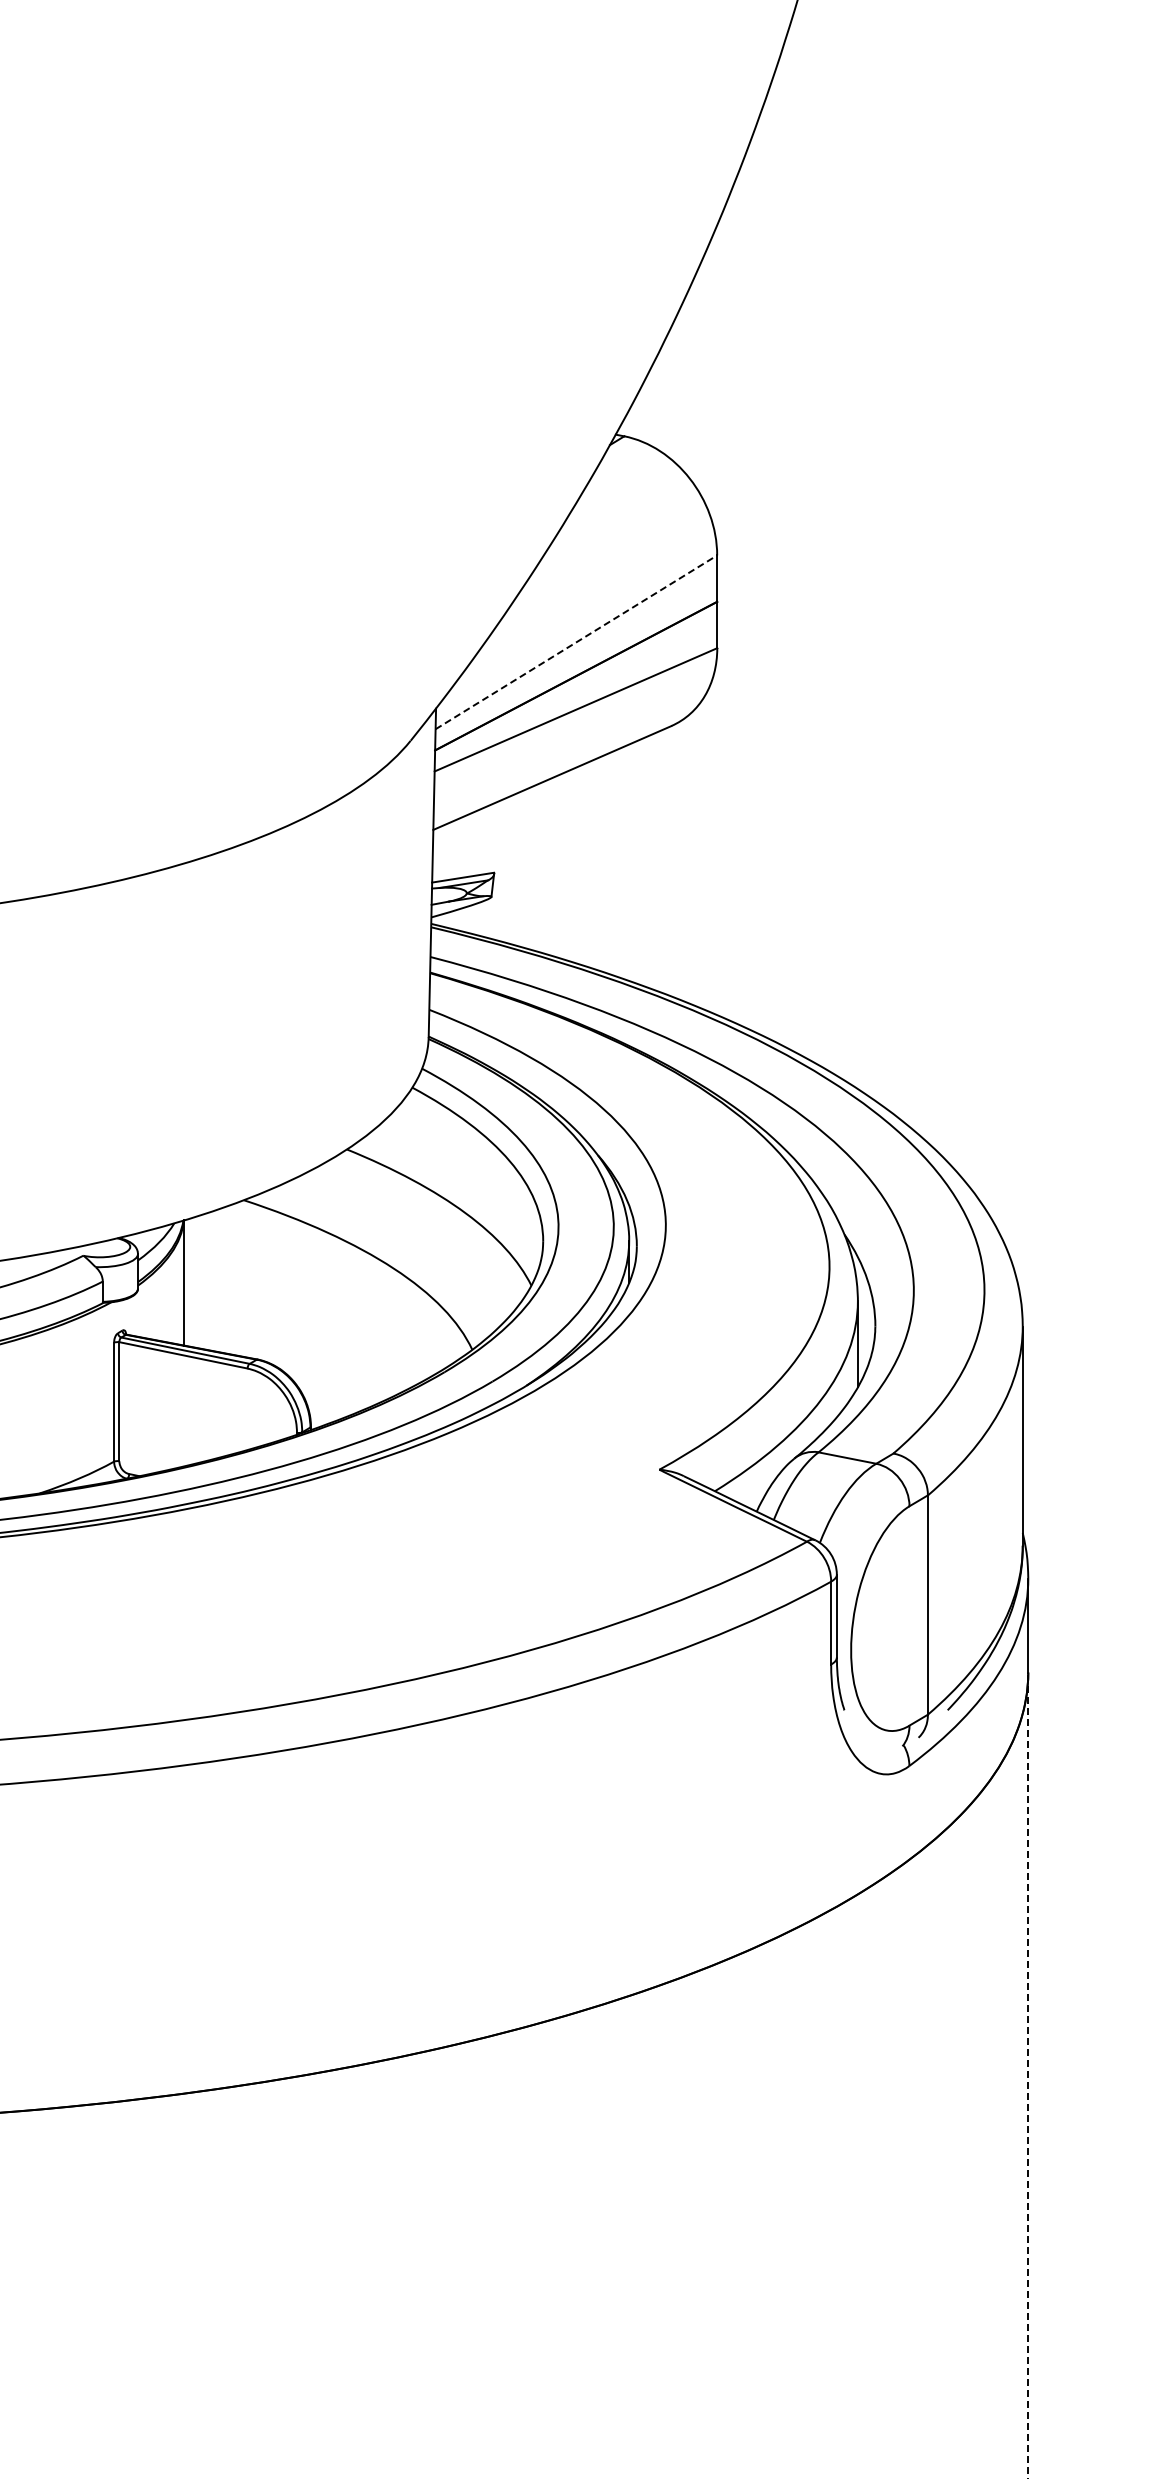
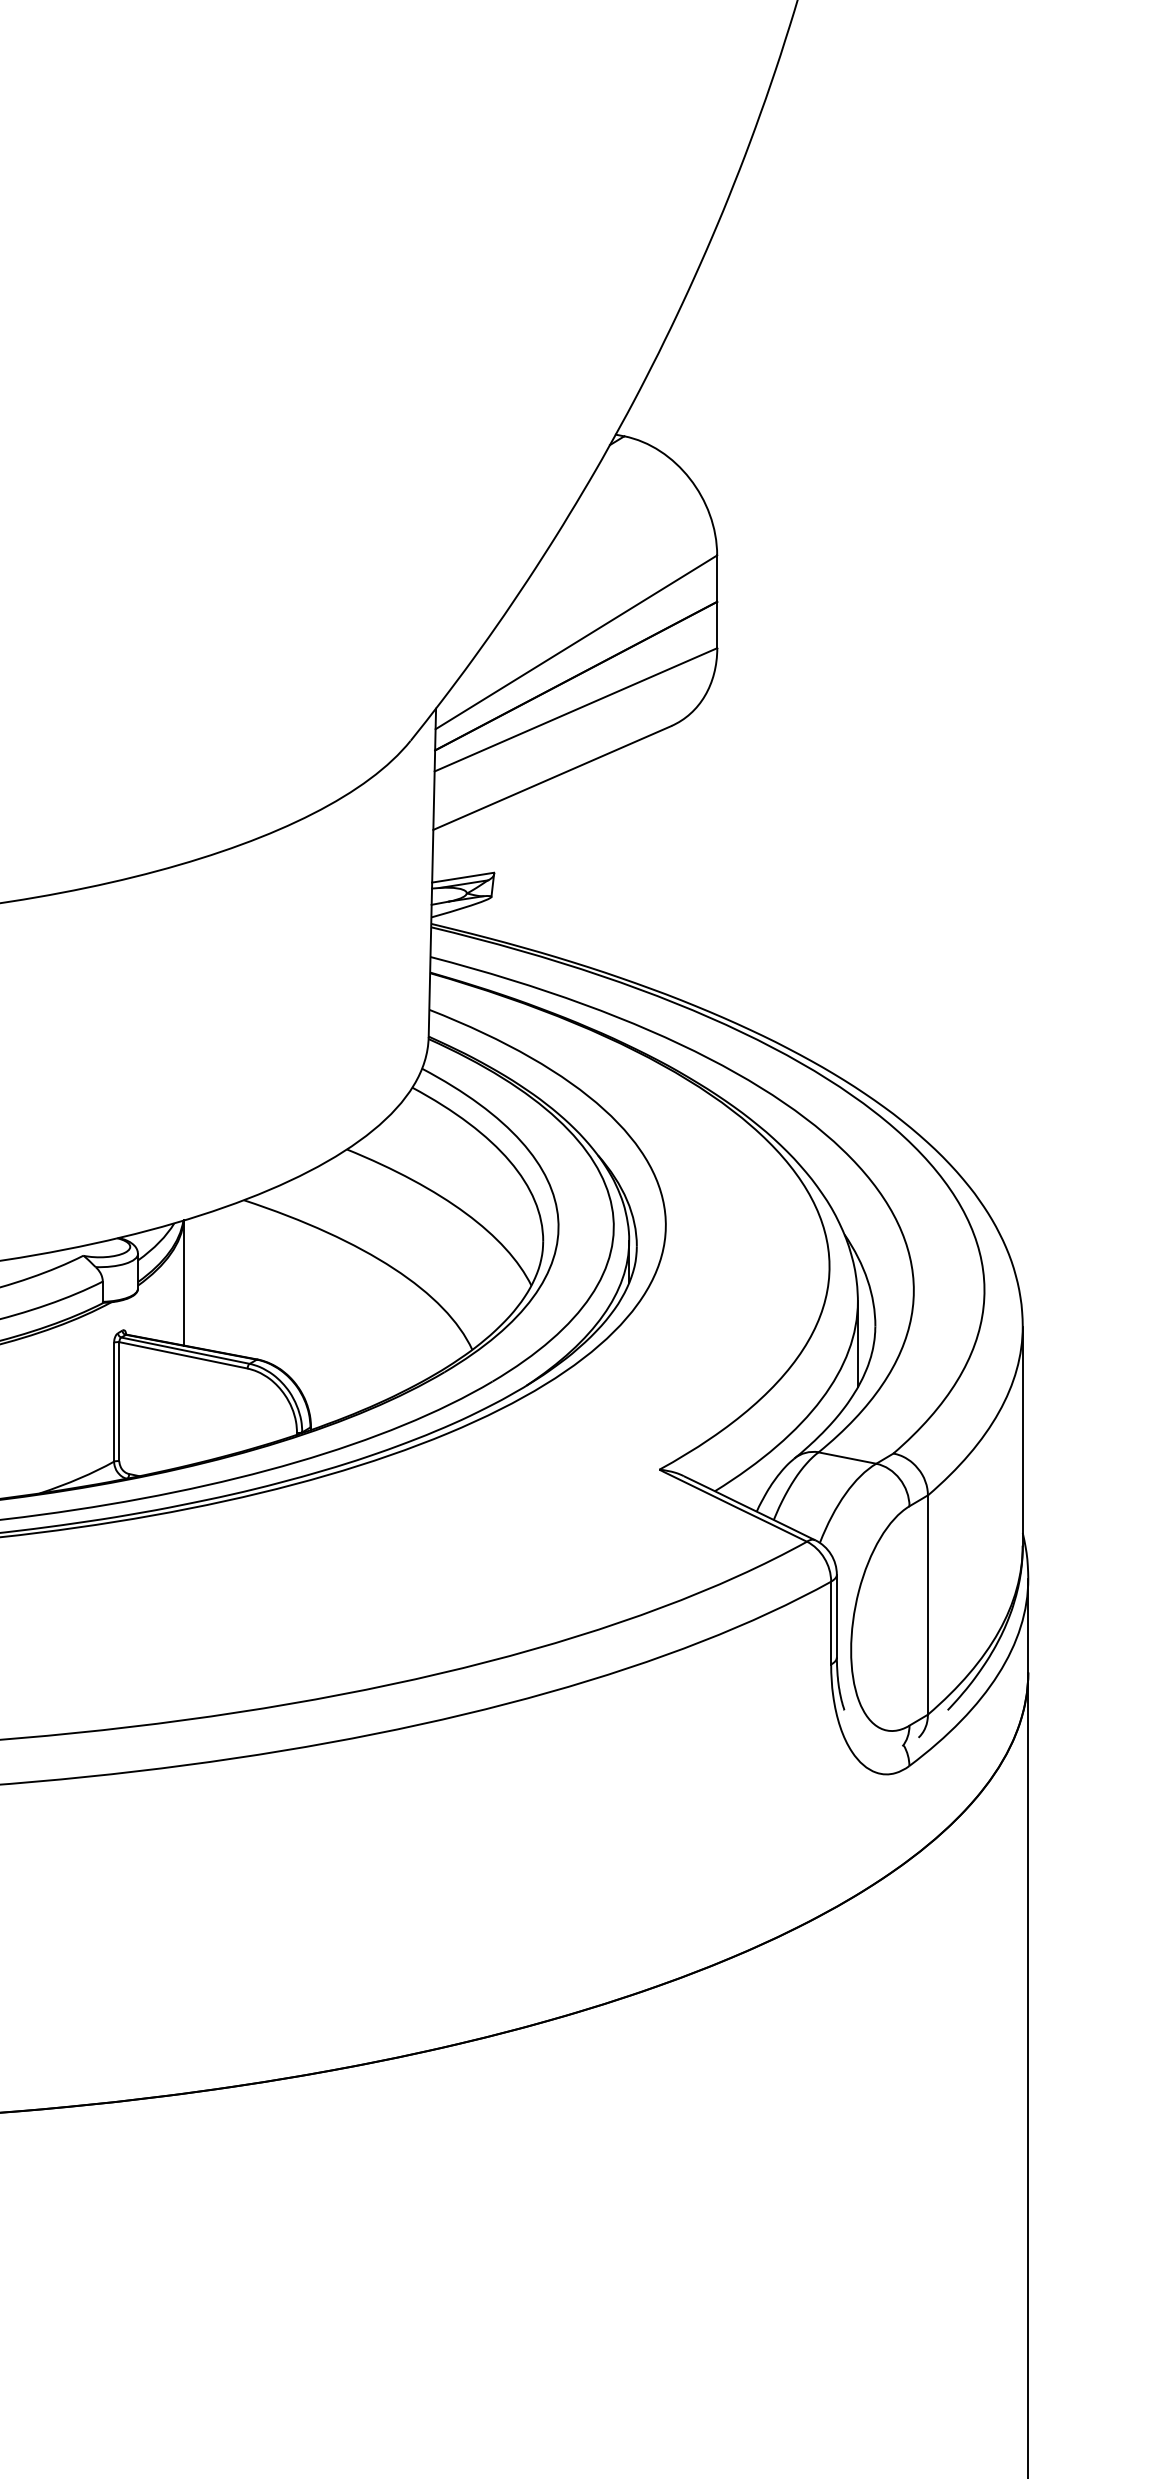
line: dashed -> solid (576, 642)
line: dashed -> solid (1028, 2075)
